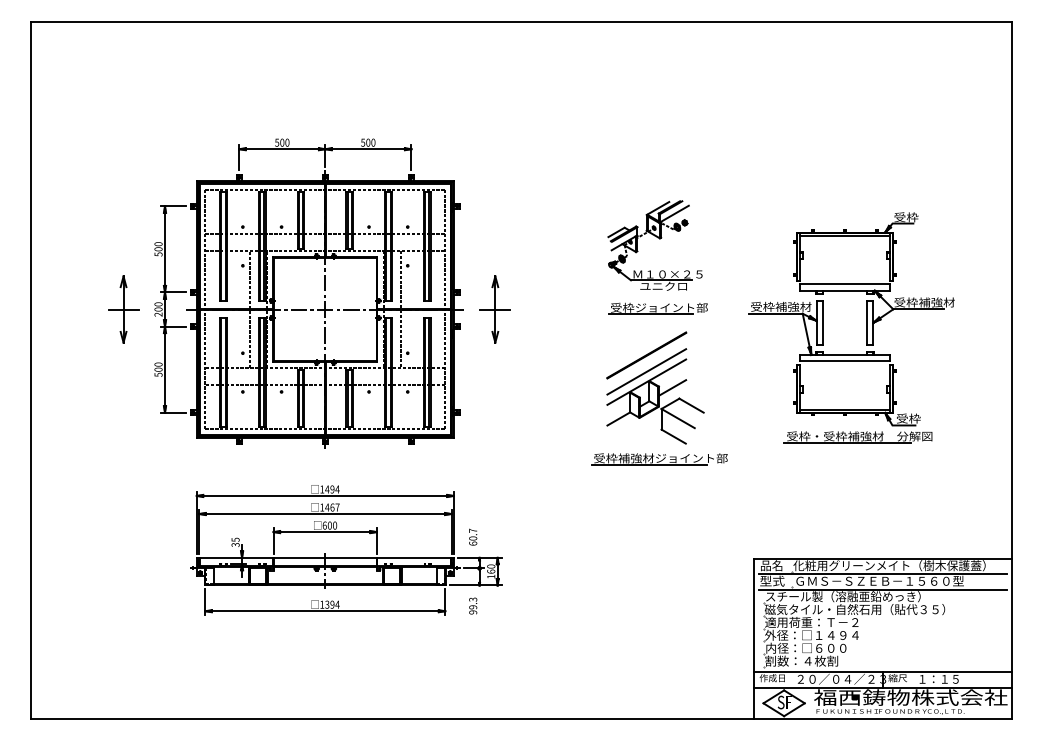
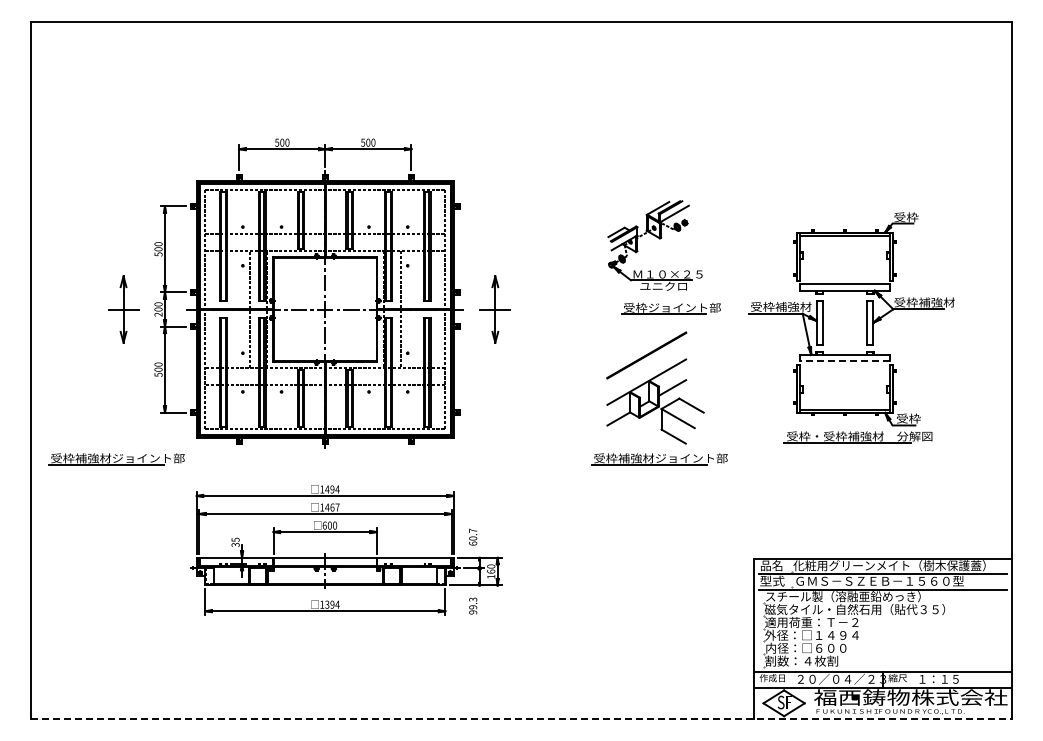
part position: (657, 308) -> (670, 308) (670, 308)
line: solid -> dashed (844, 361)
line: present -> none (646, 371)
part: none -> present (116, 459)
line: solid -> dashed (521, 718)
